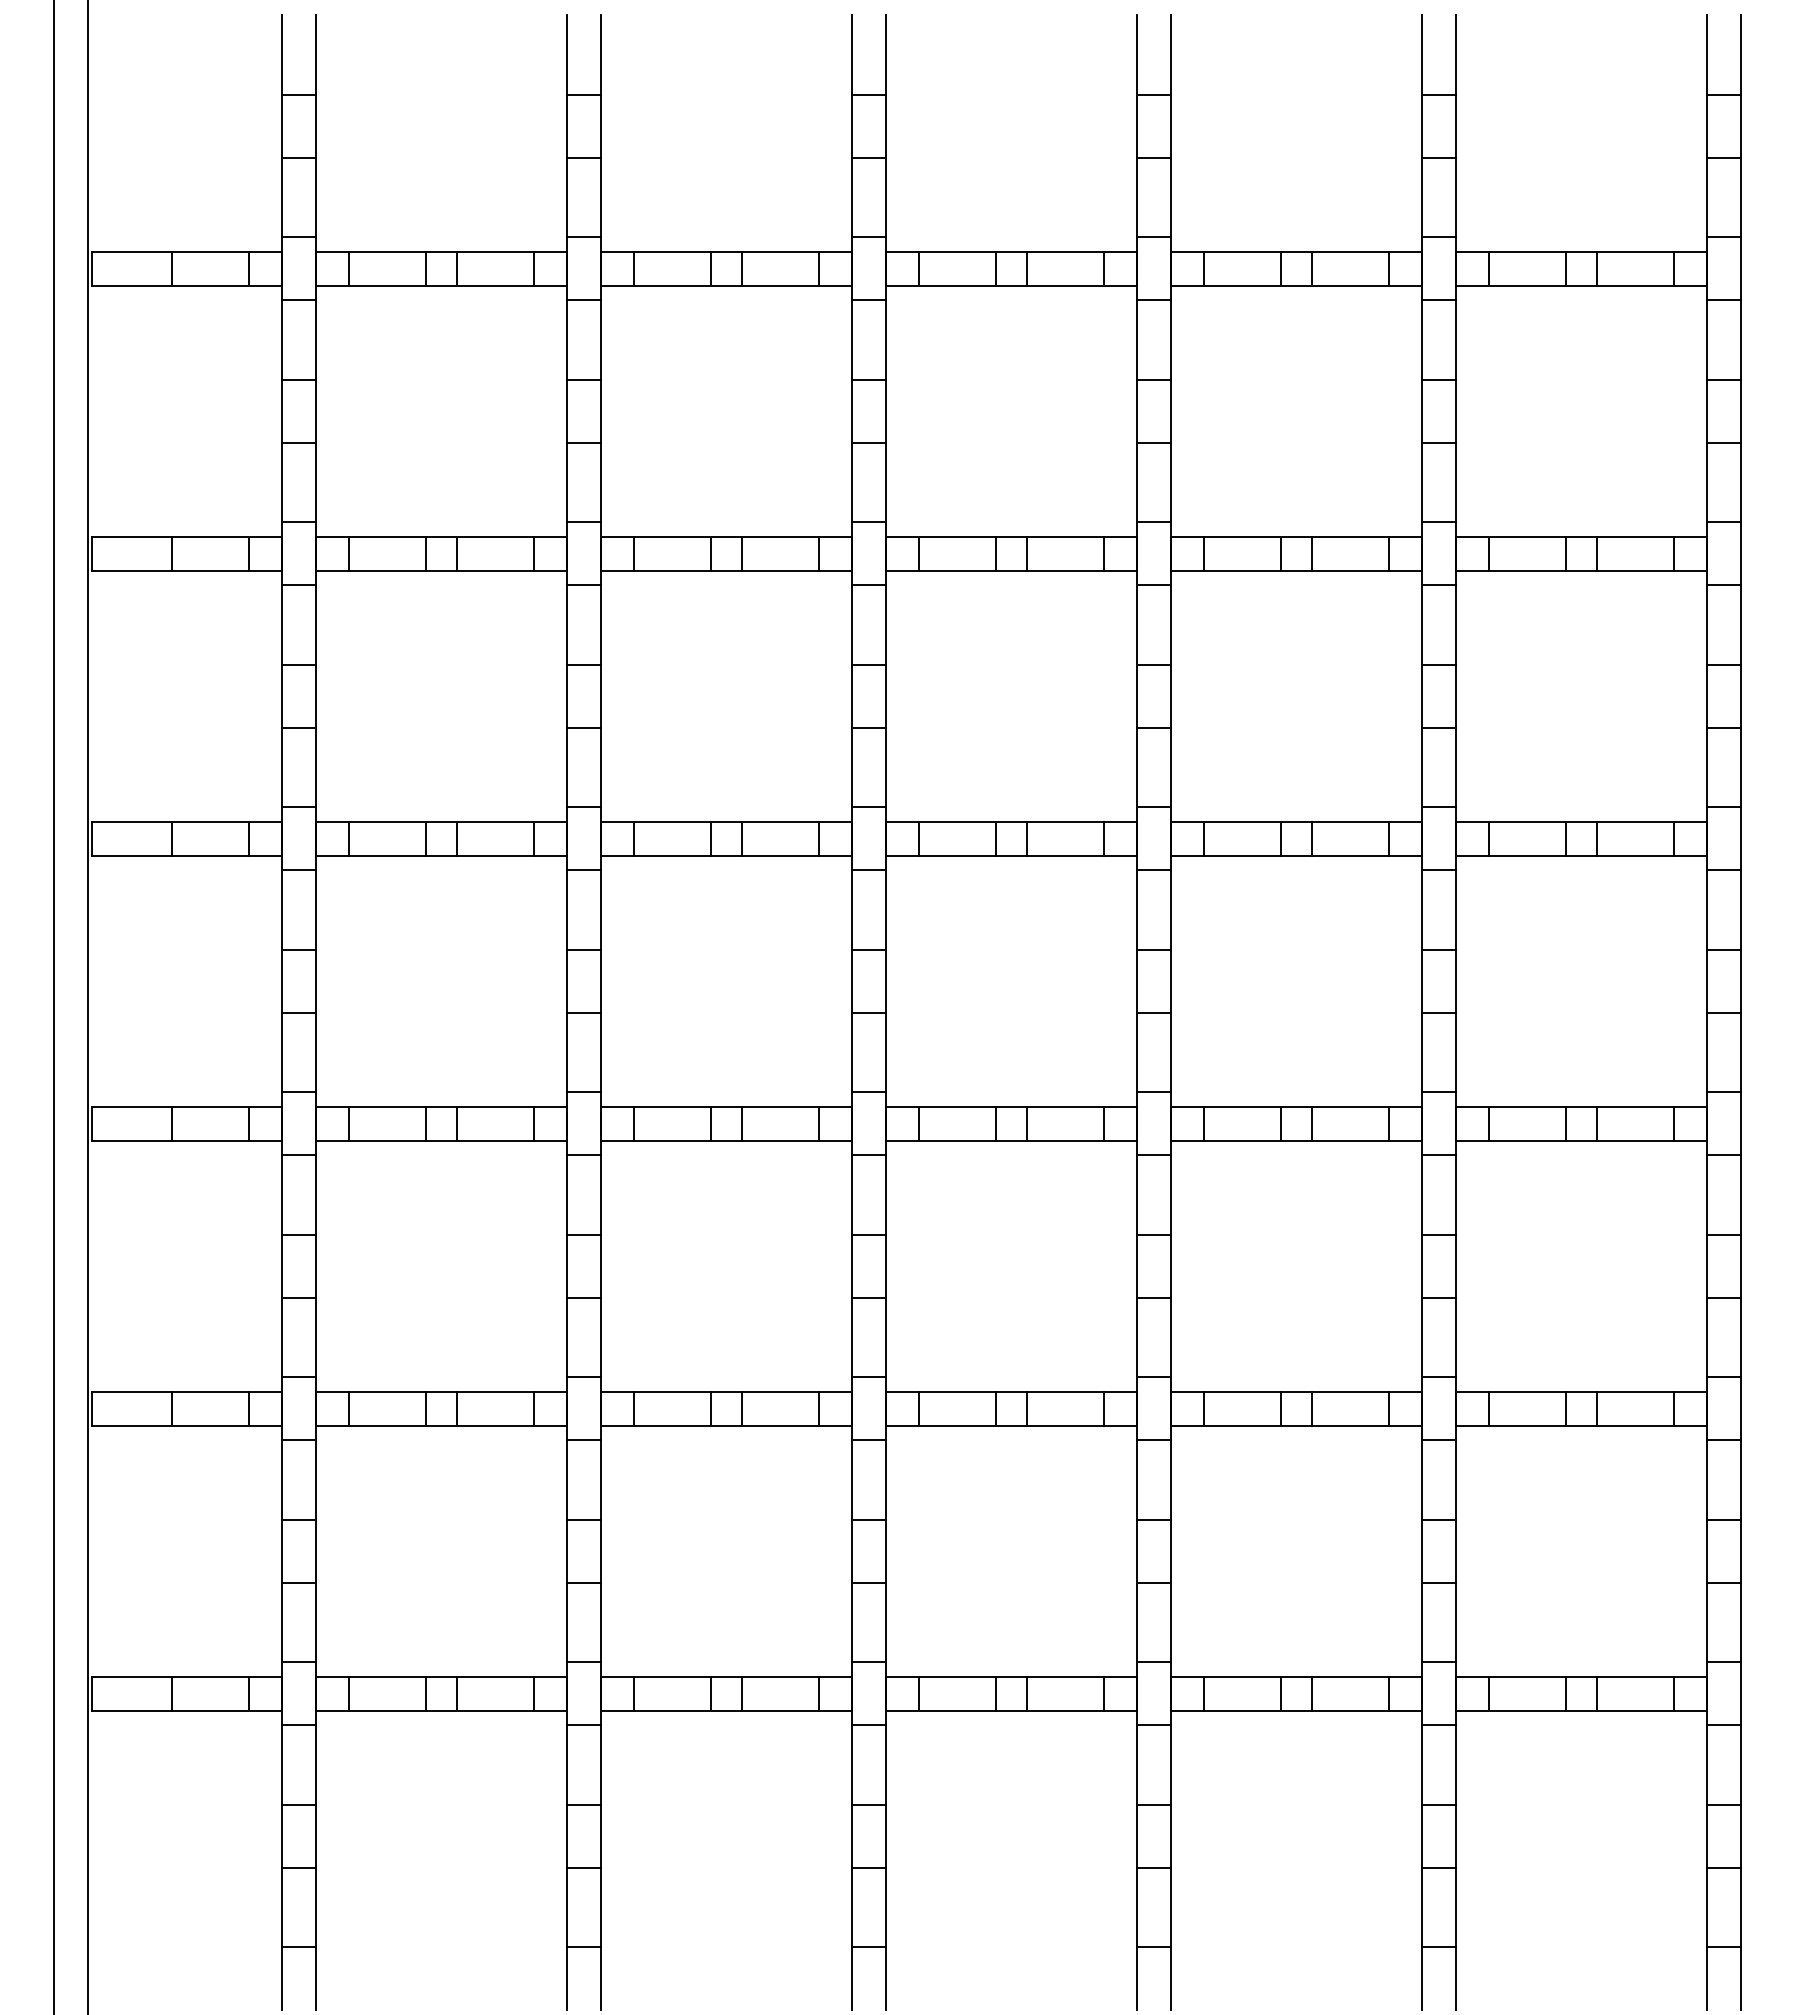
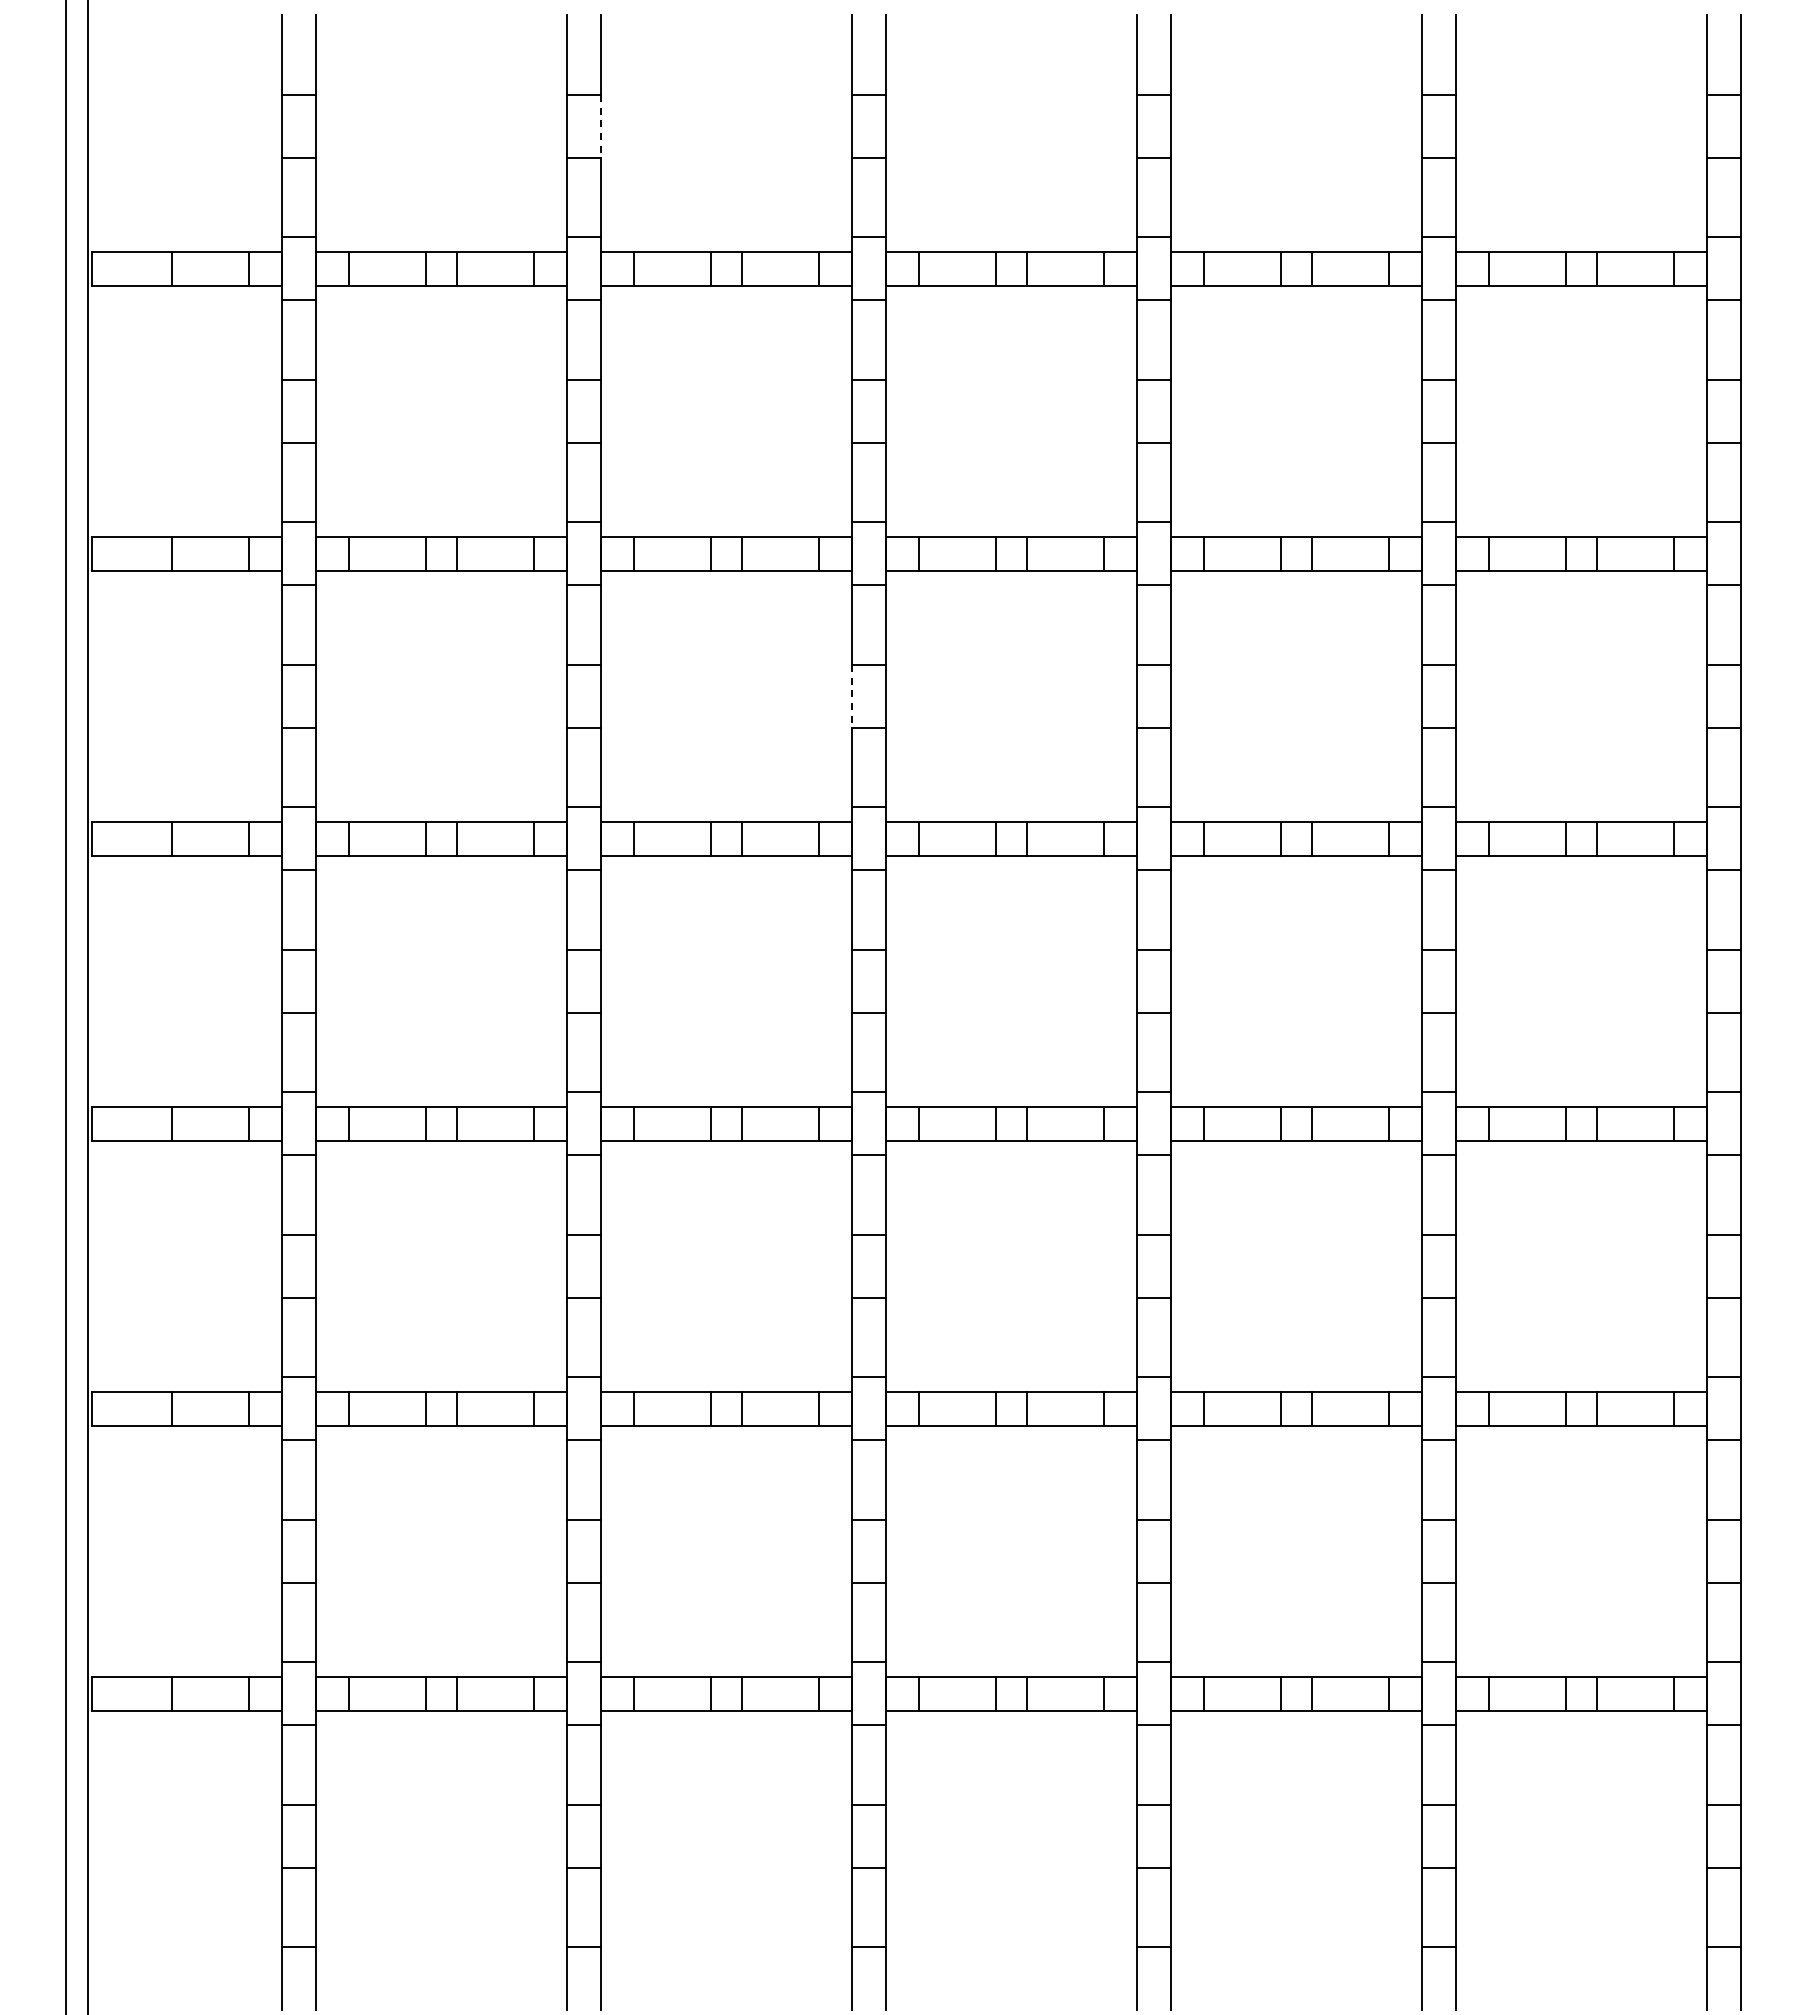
line: solid -> dashed (601, 126)
line: solid -> dashed (851, 696)
line position: (53, 1006) -> (65, 1006) (65, 1006)
